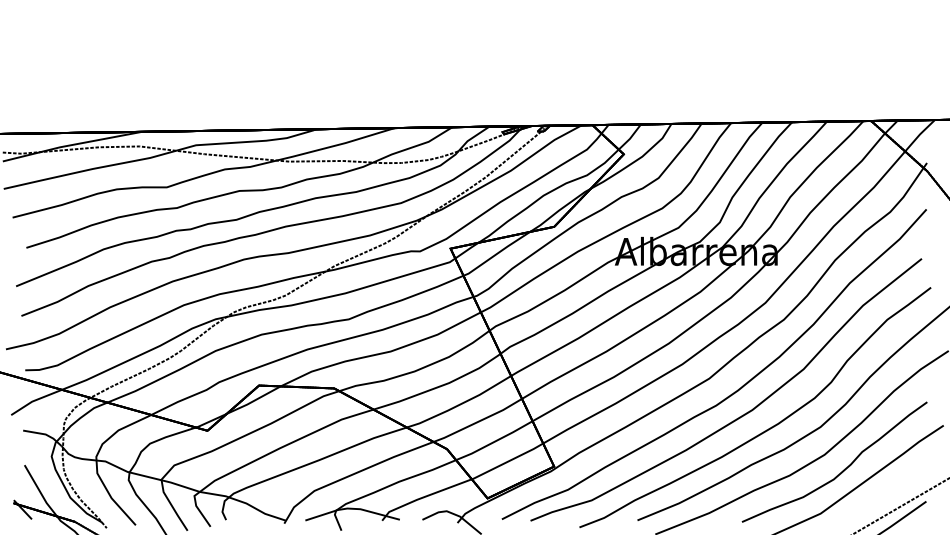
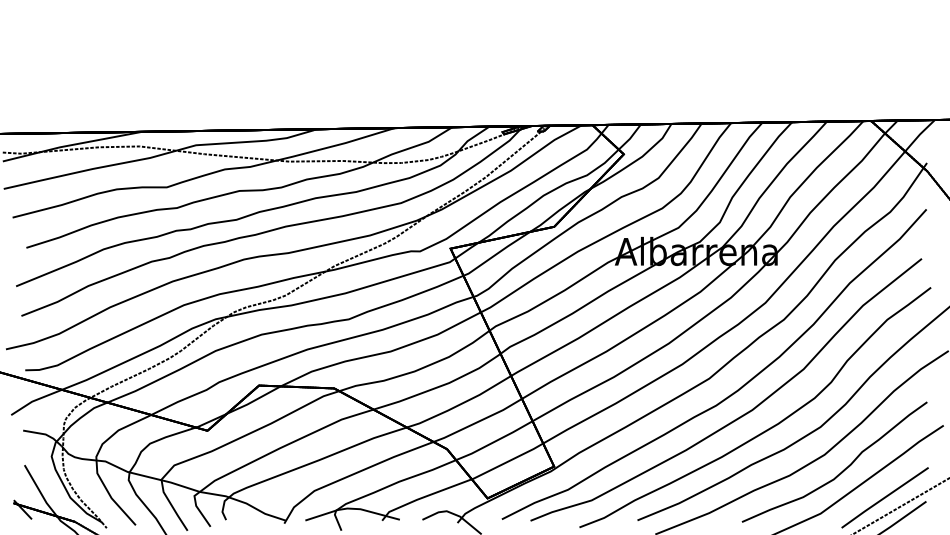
line: none -> present (884, 497)
